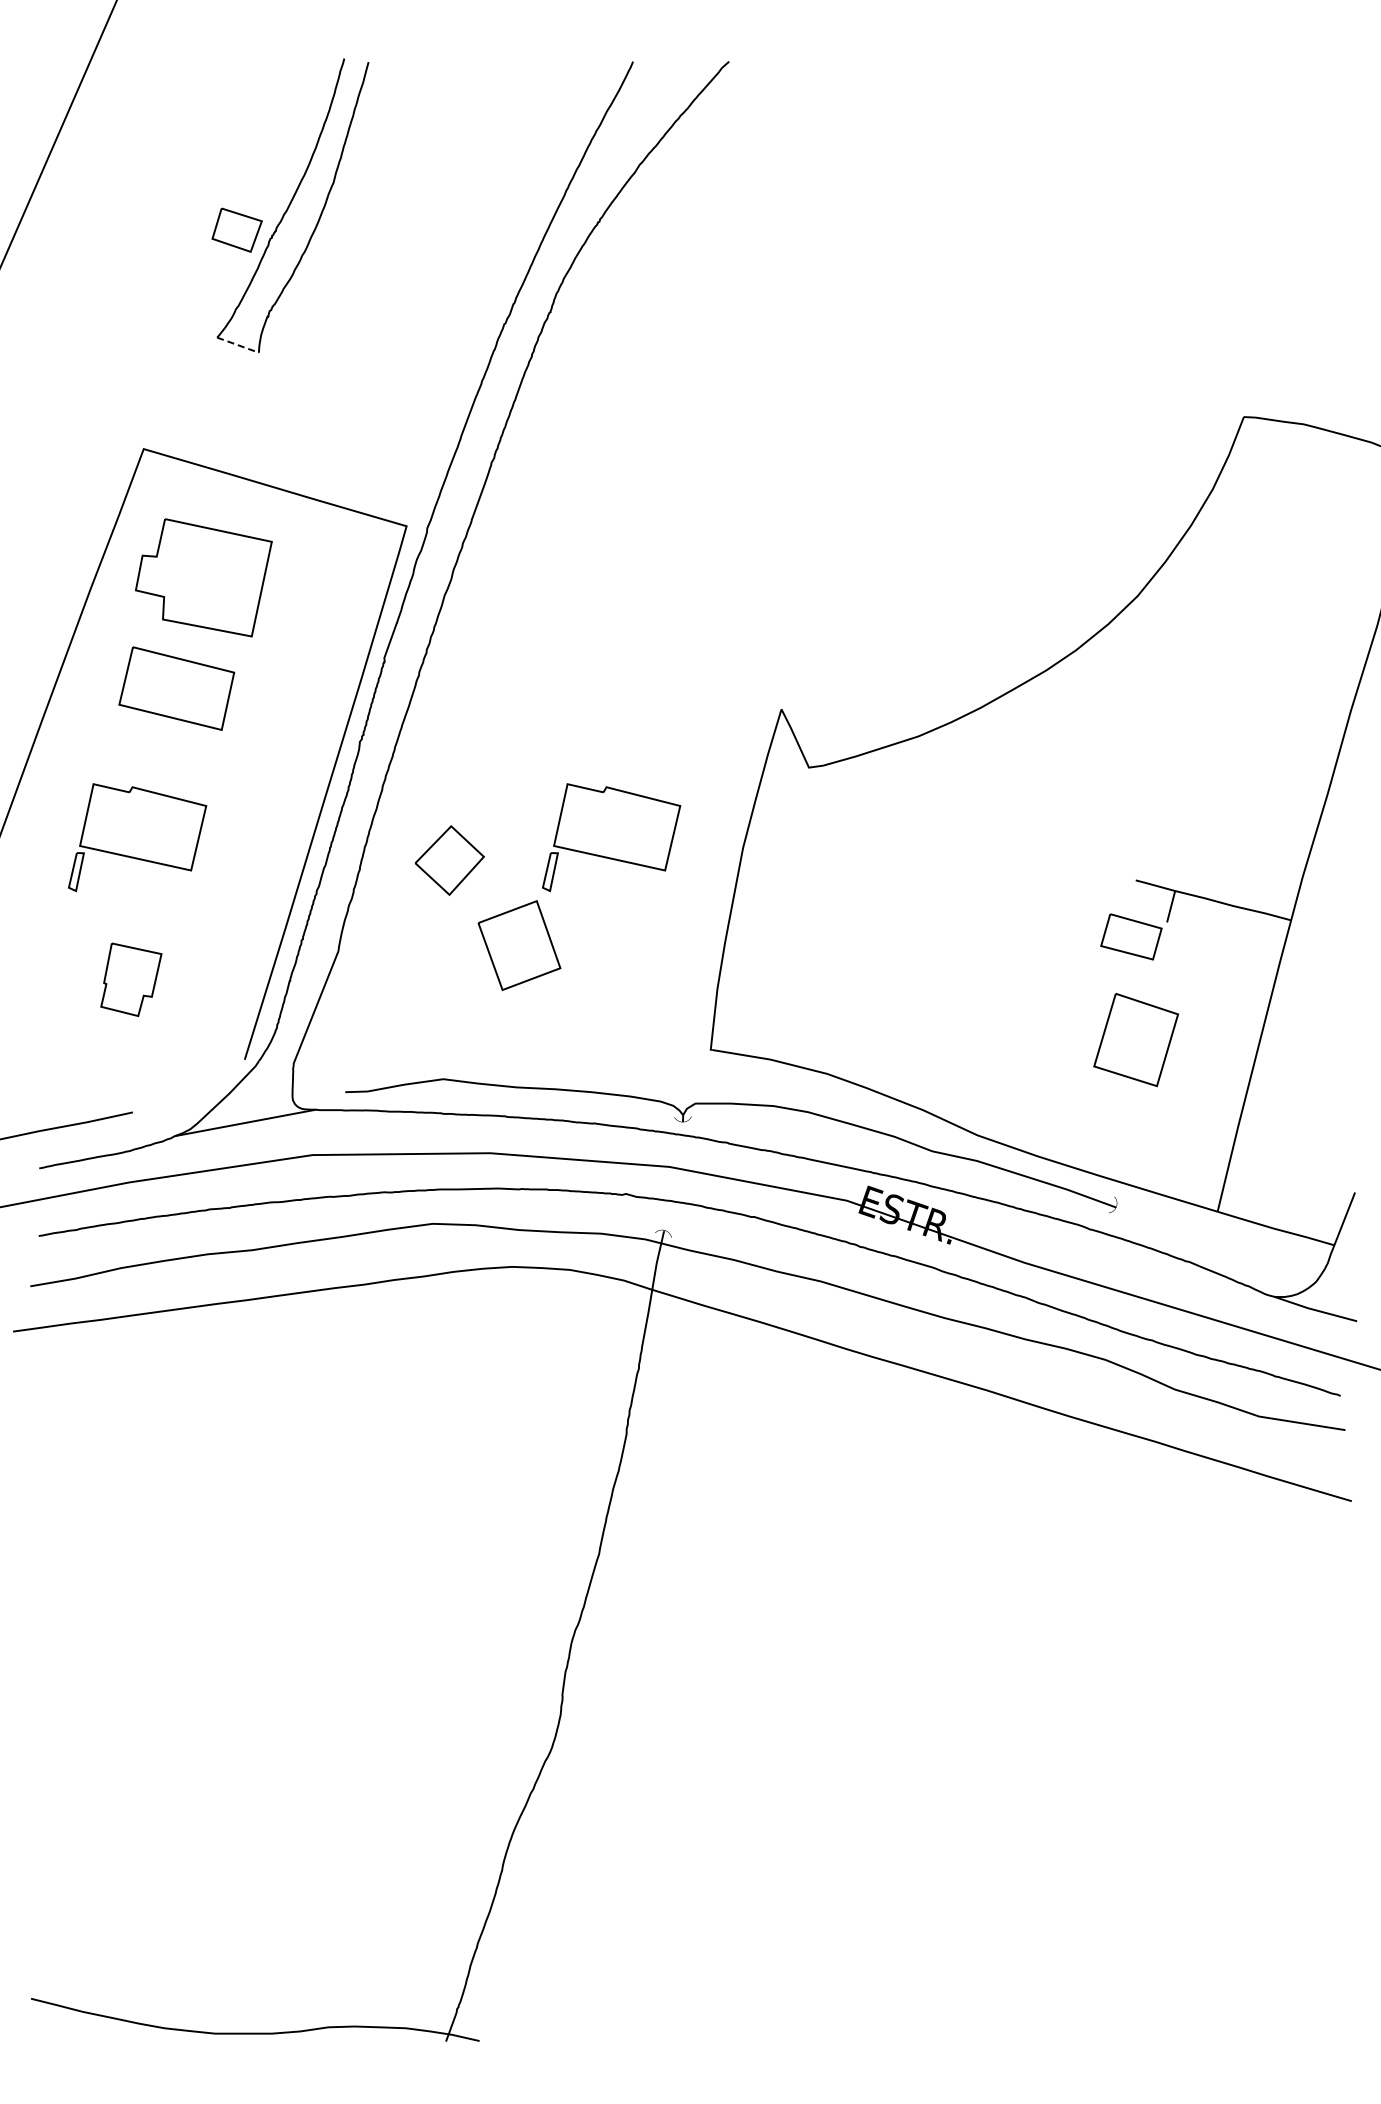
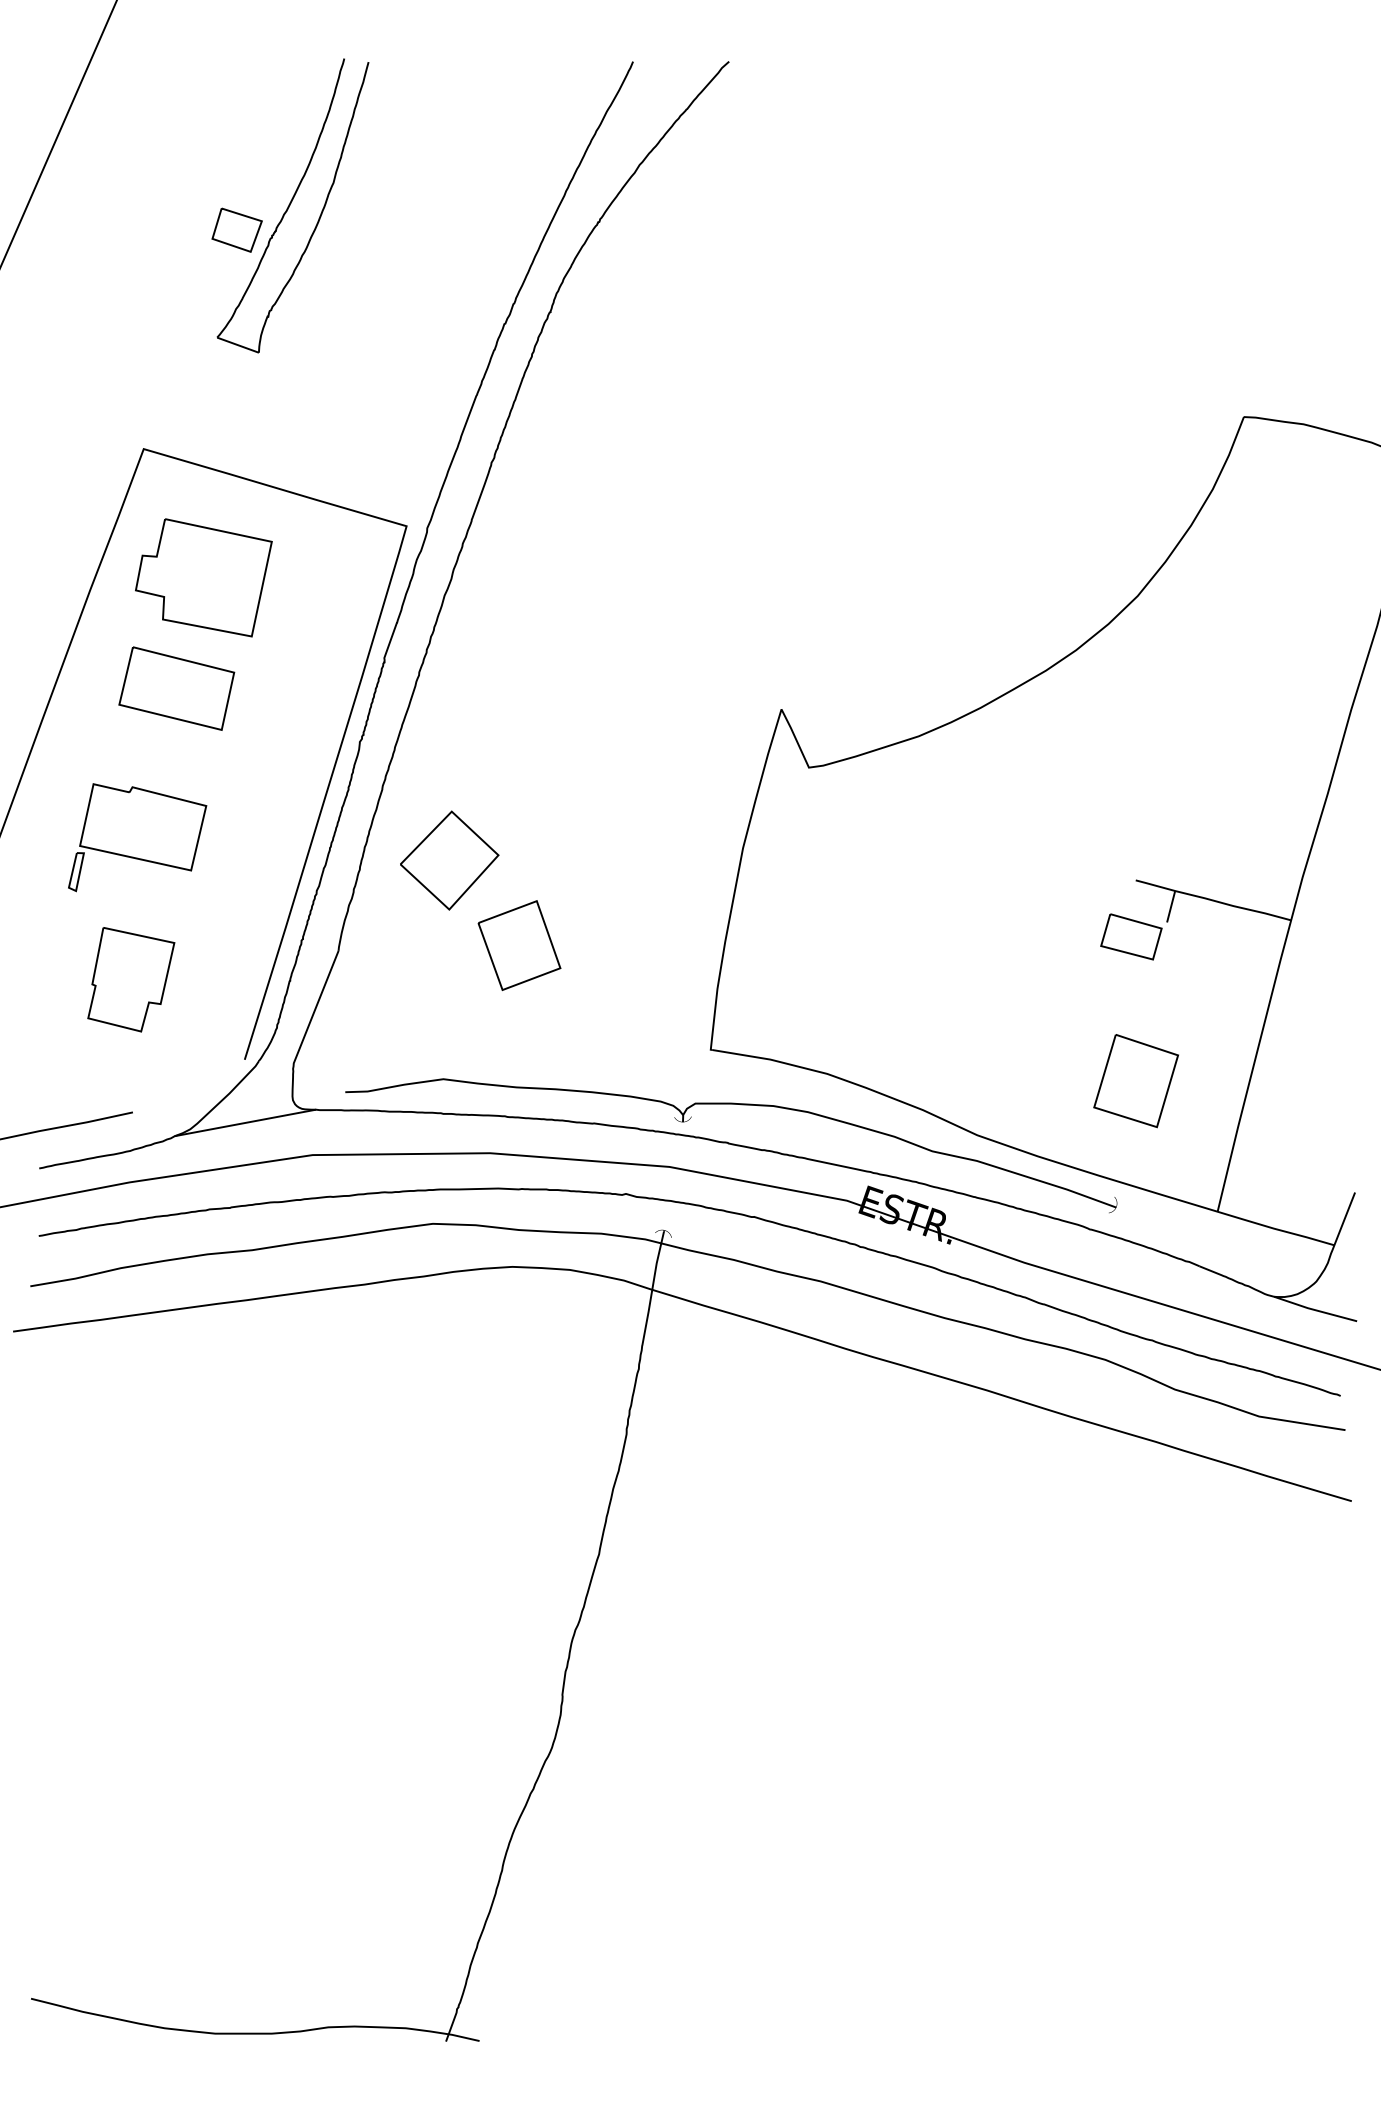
line: dashed -> solid (238, 345)
part: present -> none (611, 837)
part size: 70x71 px -> 100x101 px (449, 860)
part size: 63x76 px -> 89x106 px (131, 979)
part position: (1135, 1040) -> (1135, 1081) (1135, 1081)
